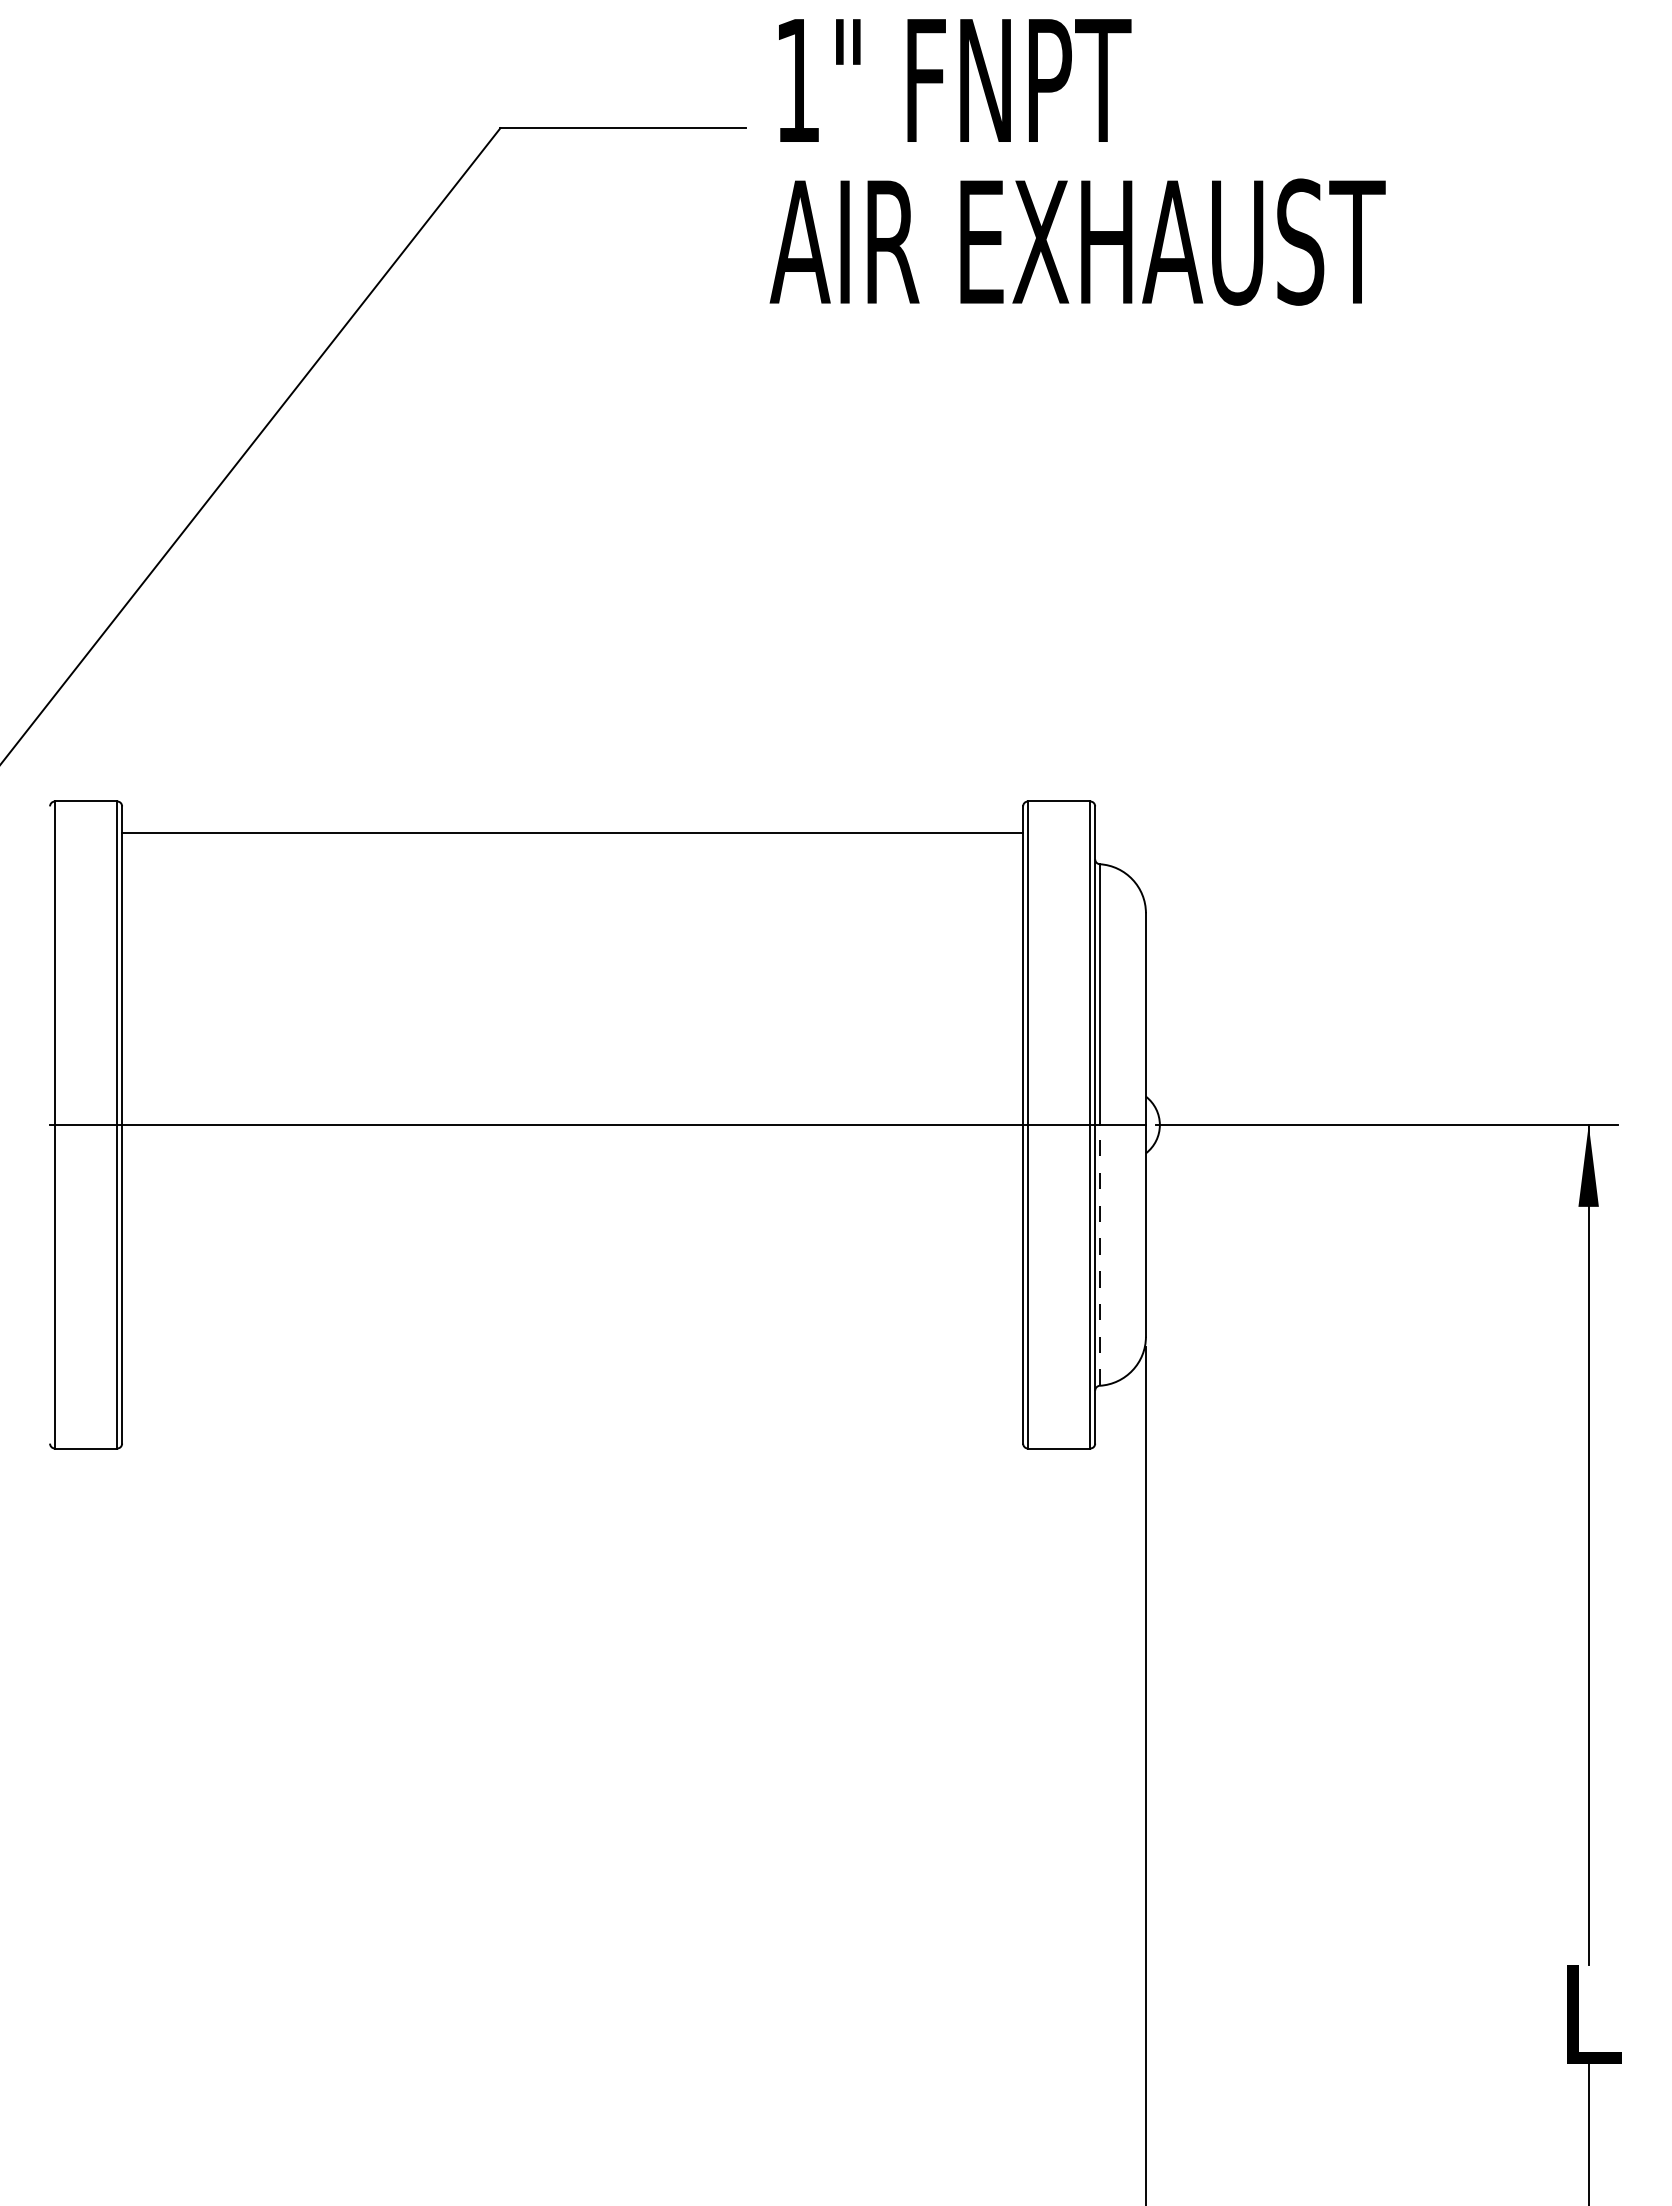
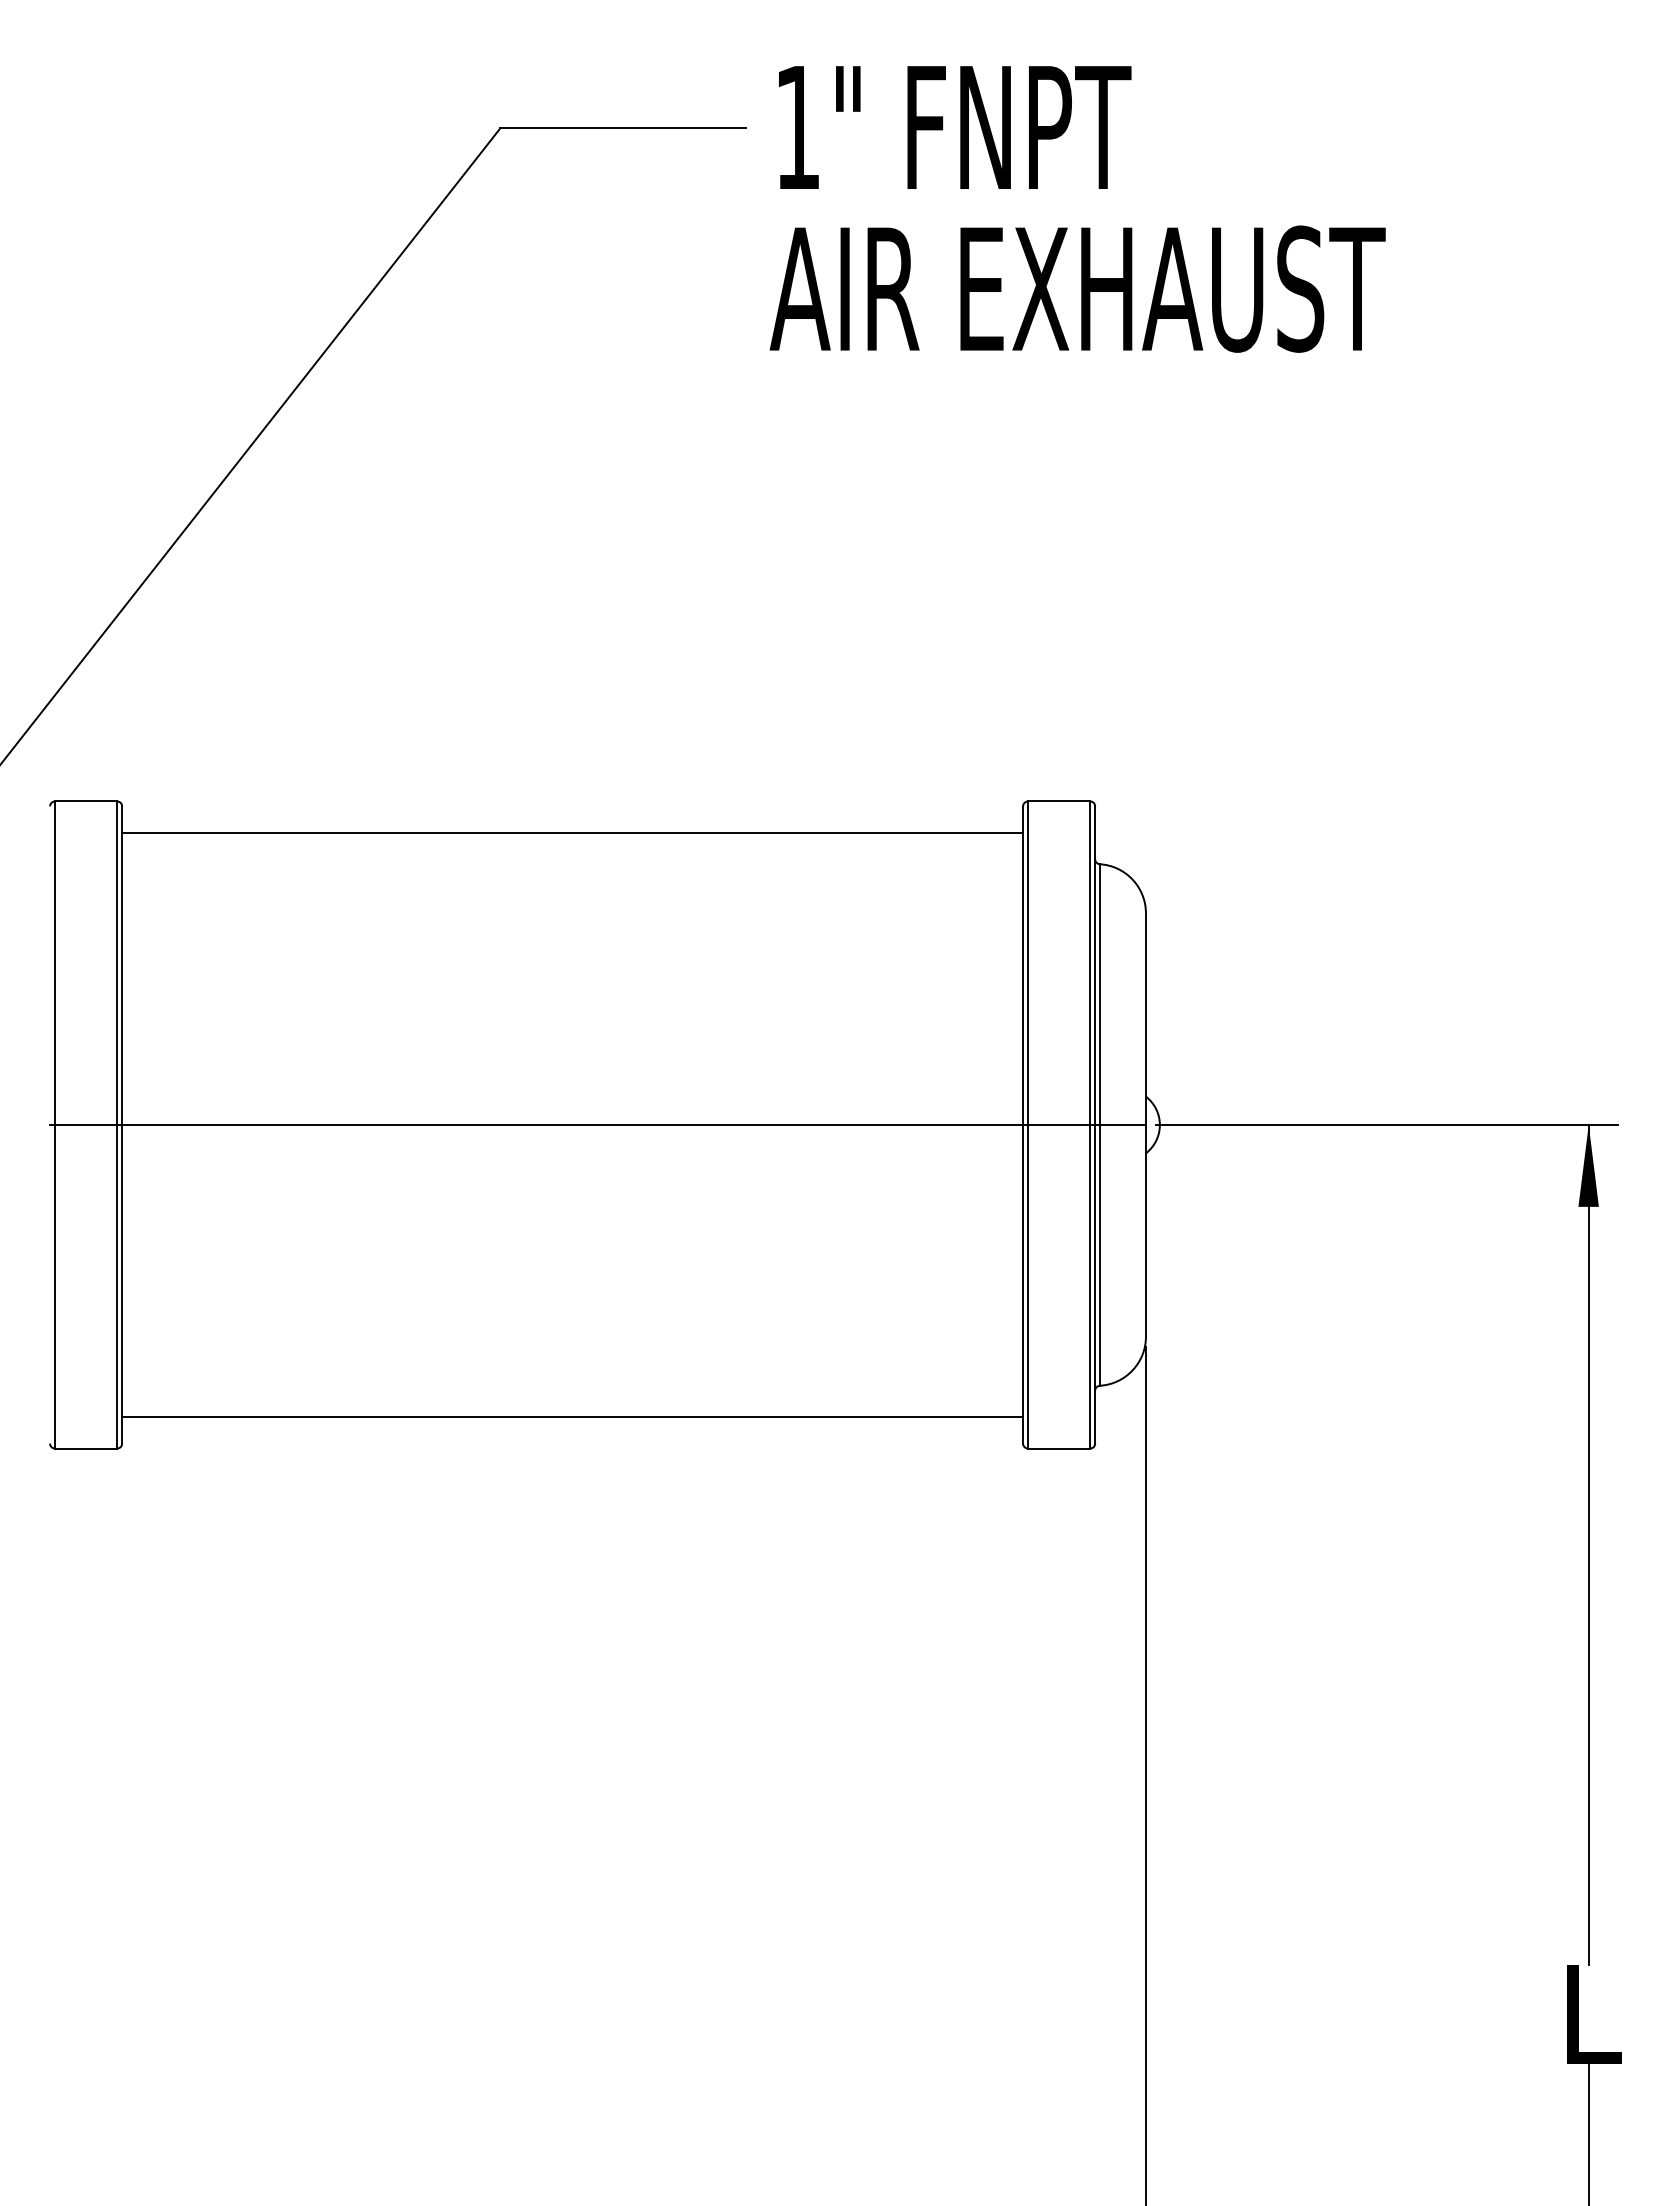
text position: (1077, 162) -> (1077, 209) (1077, 209)
line: dashed -> solid (1099, 1254)
line: none -> present (572, 1417)
